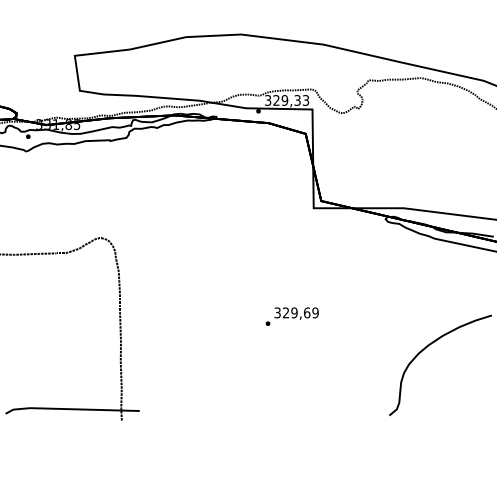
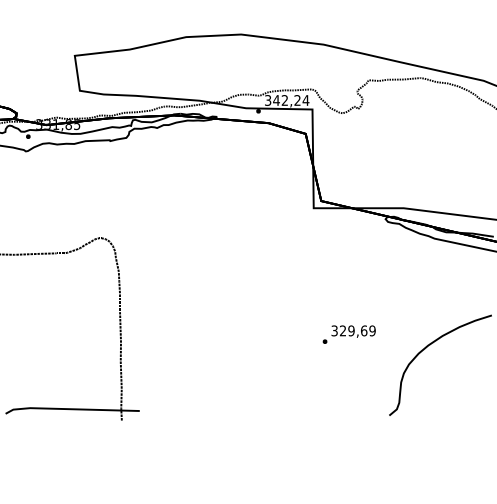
text: 329,33 -> 342,24 (291, 100)
text position: (291, 316) -> (348, 334) (348, 334)
